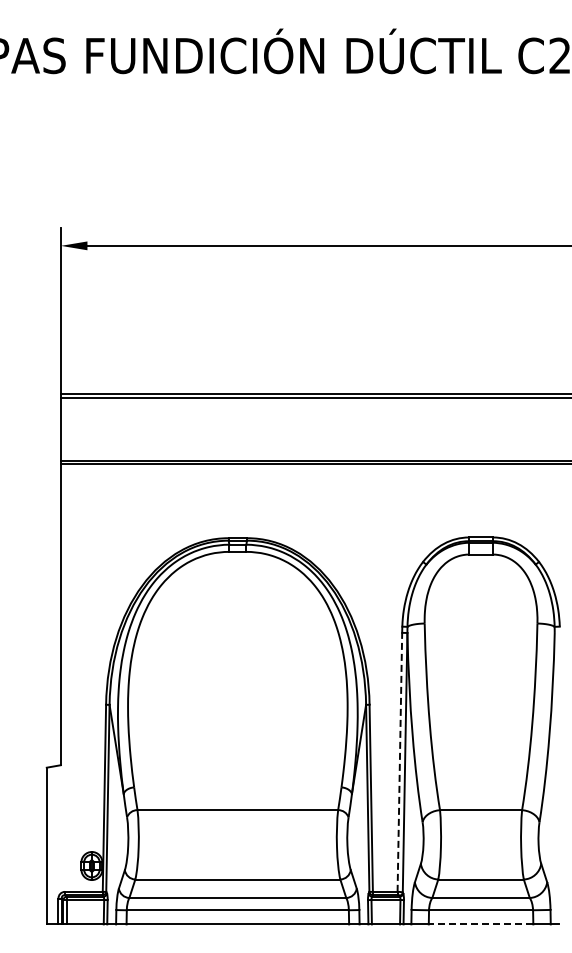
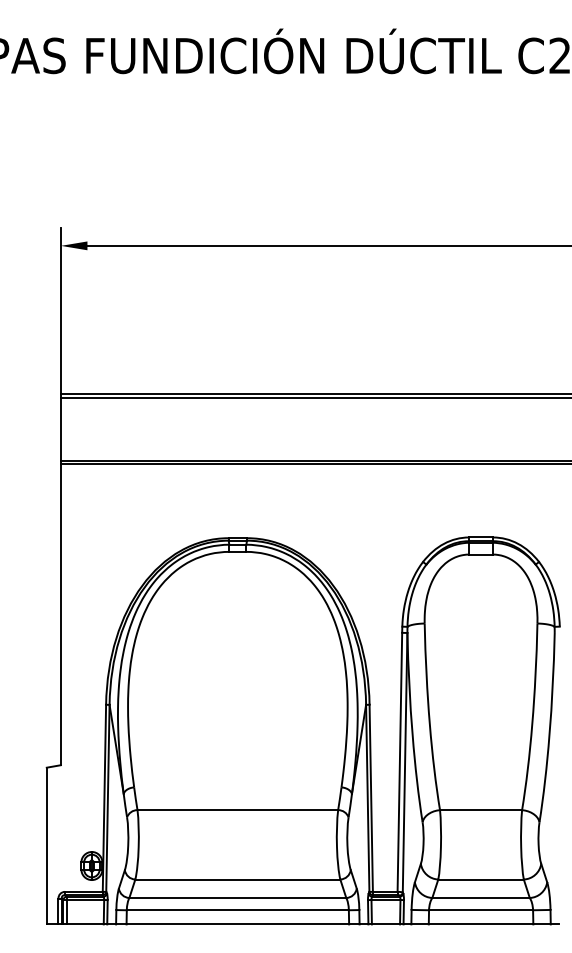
line: dashed -> solid (399, 762)
line: dashed -> solid (480, 924)
